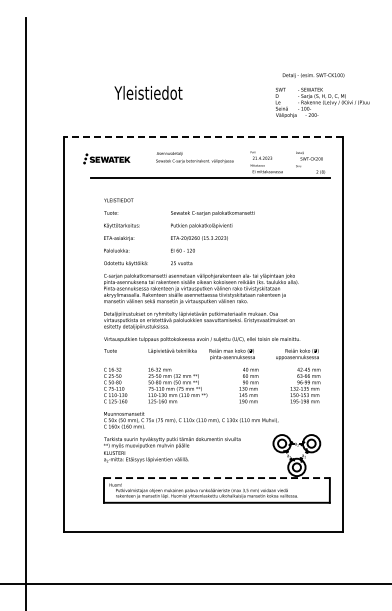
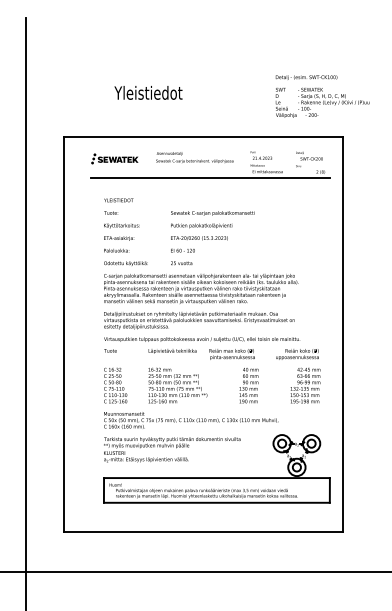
text position: (313, 75) -> (306, 77) (306, 77)
line: dashed -> solid (203, 137)
part position: (106, 158) -> (114, 158) (114, 158)
line: dashed -> solid (216, 478)
line position: (195, 583) -> (195, 571) (195, 571)
